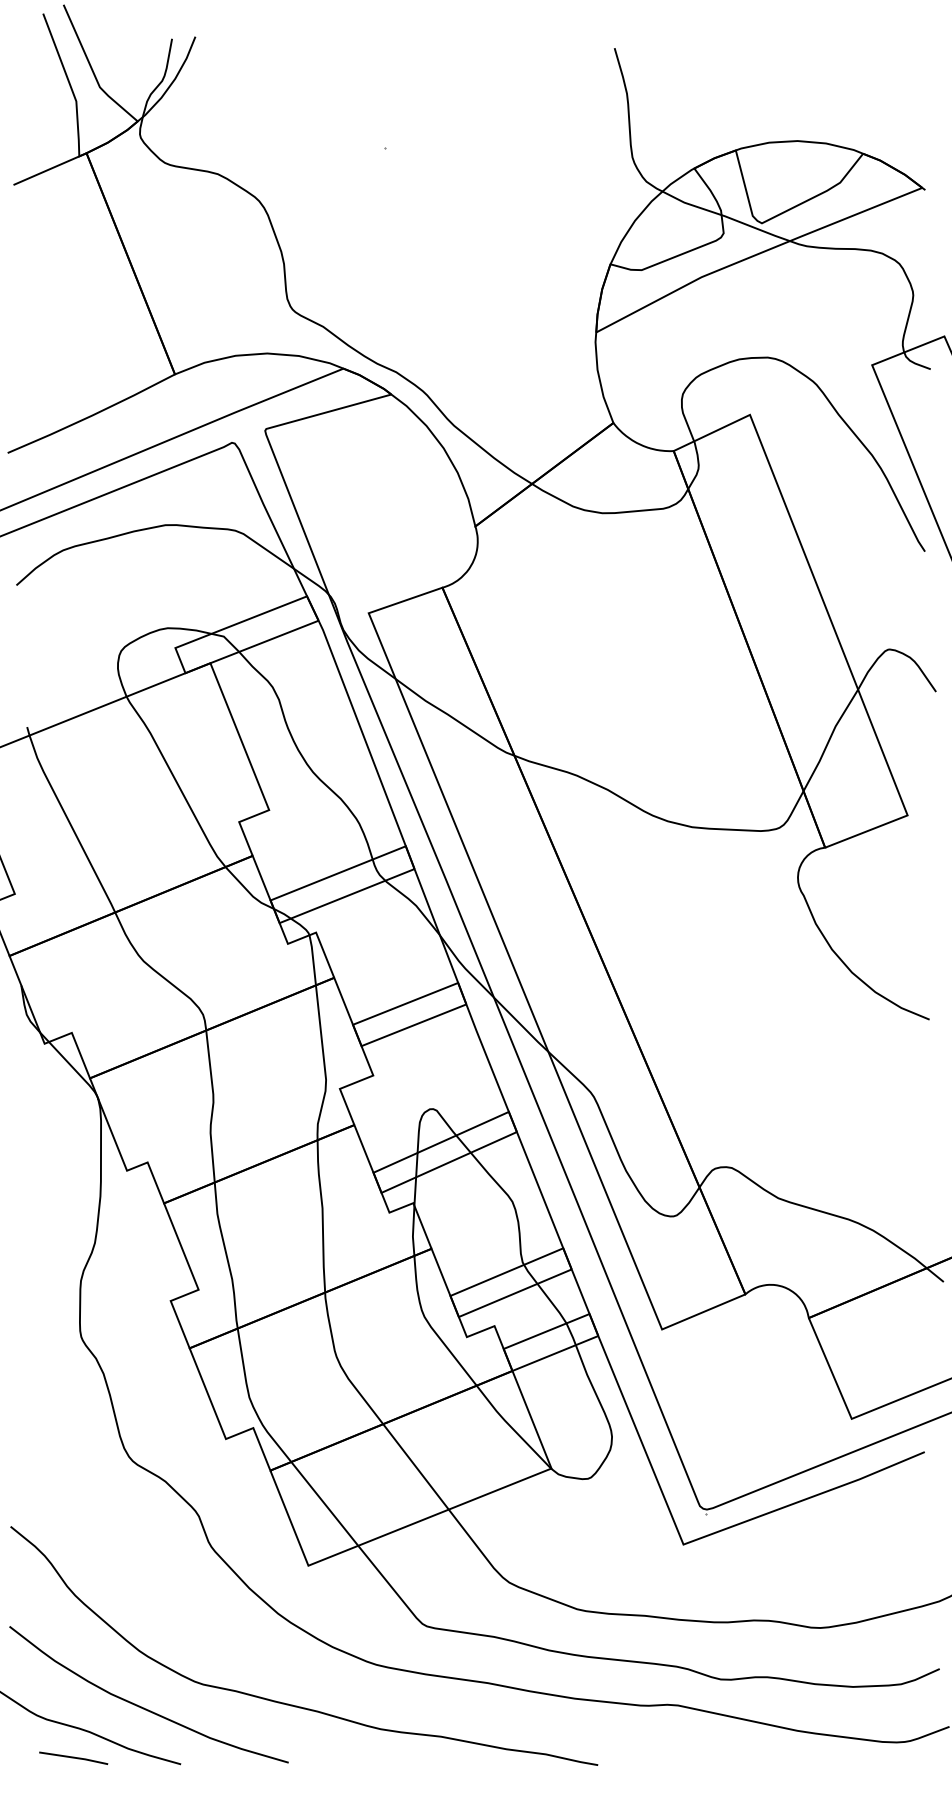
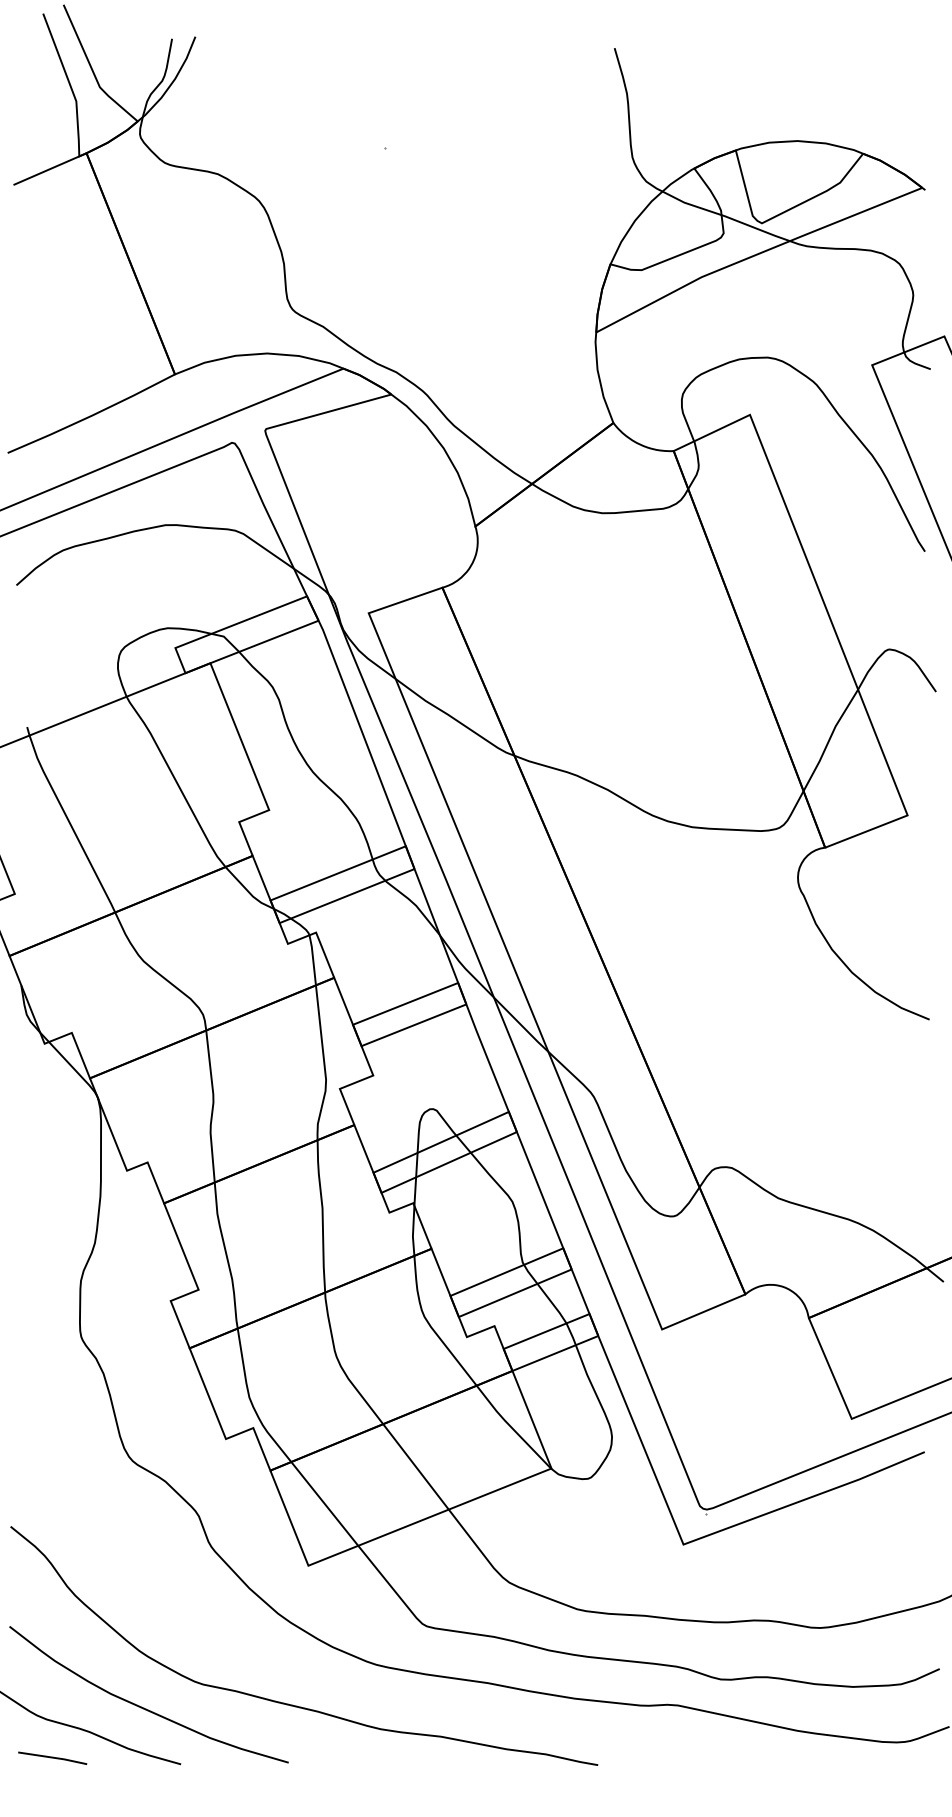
line position: (73, 1757) -> (52, 1757) (52, 1757)
